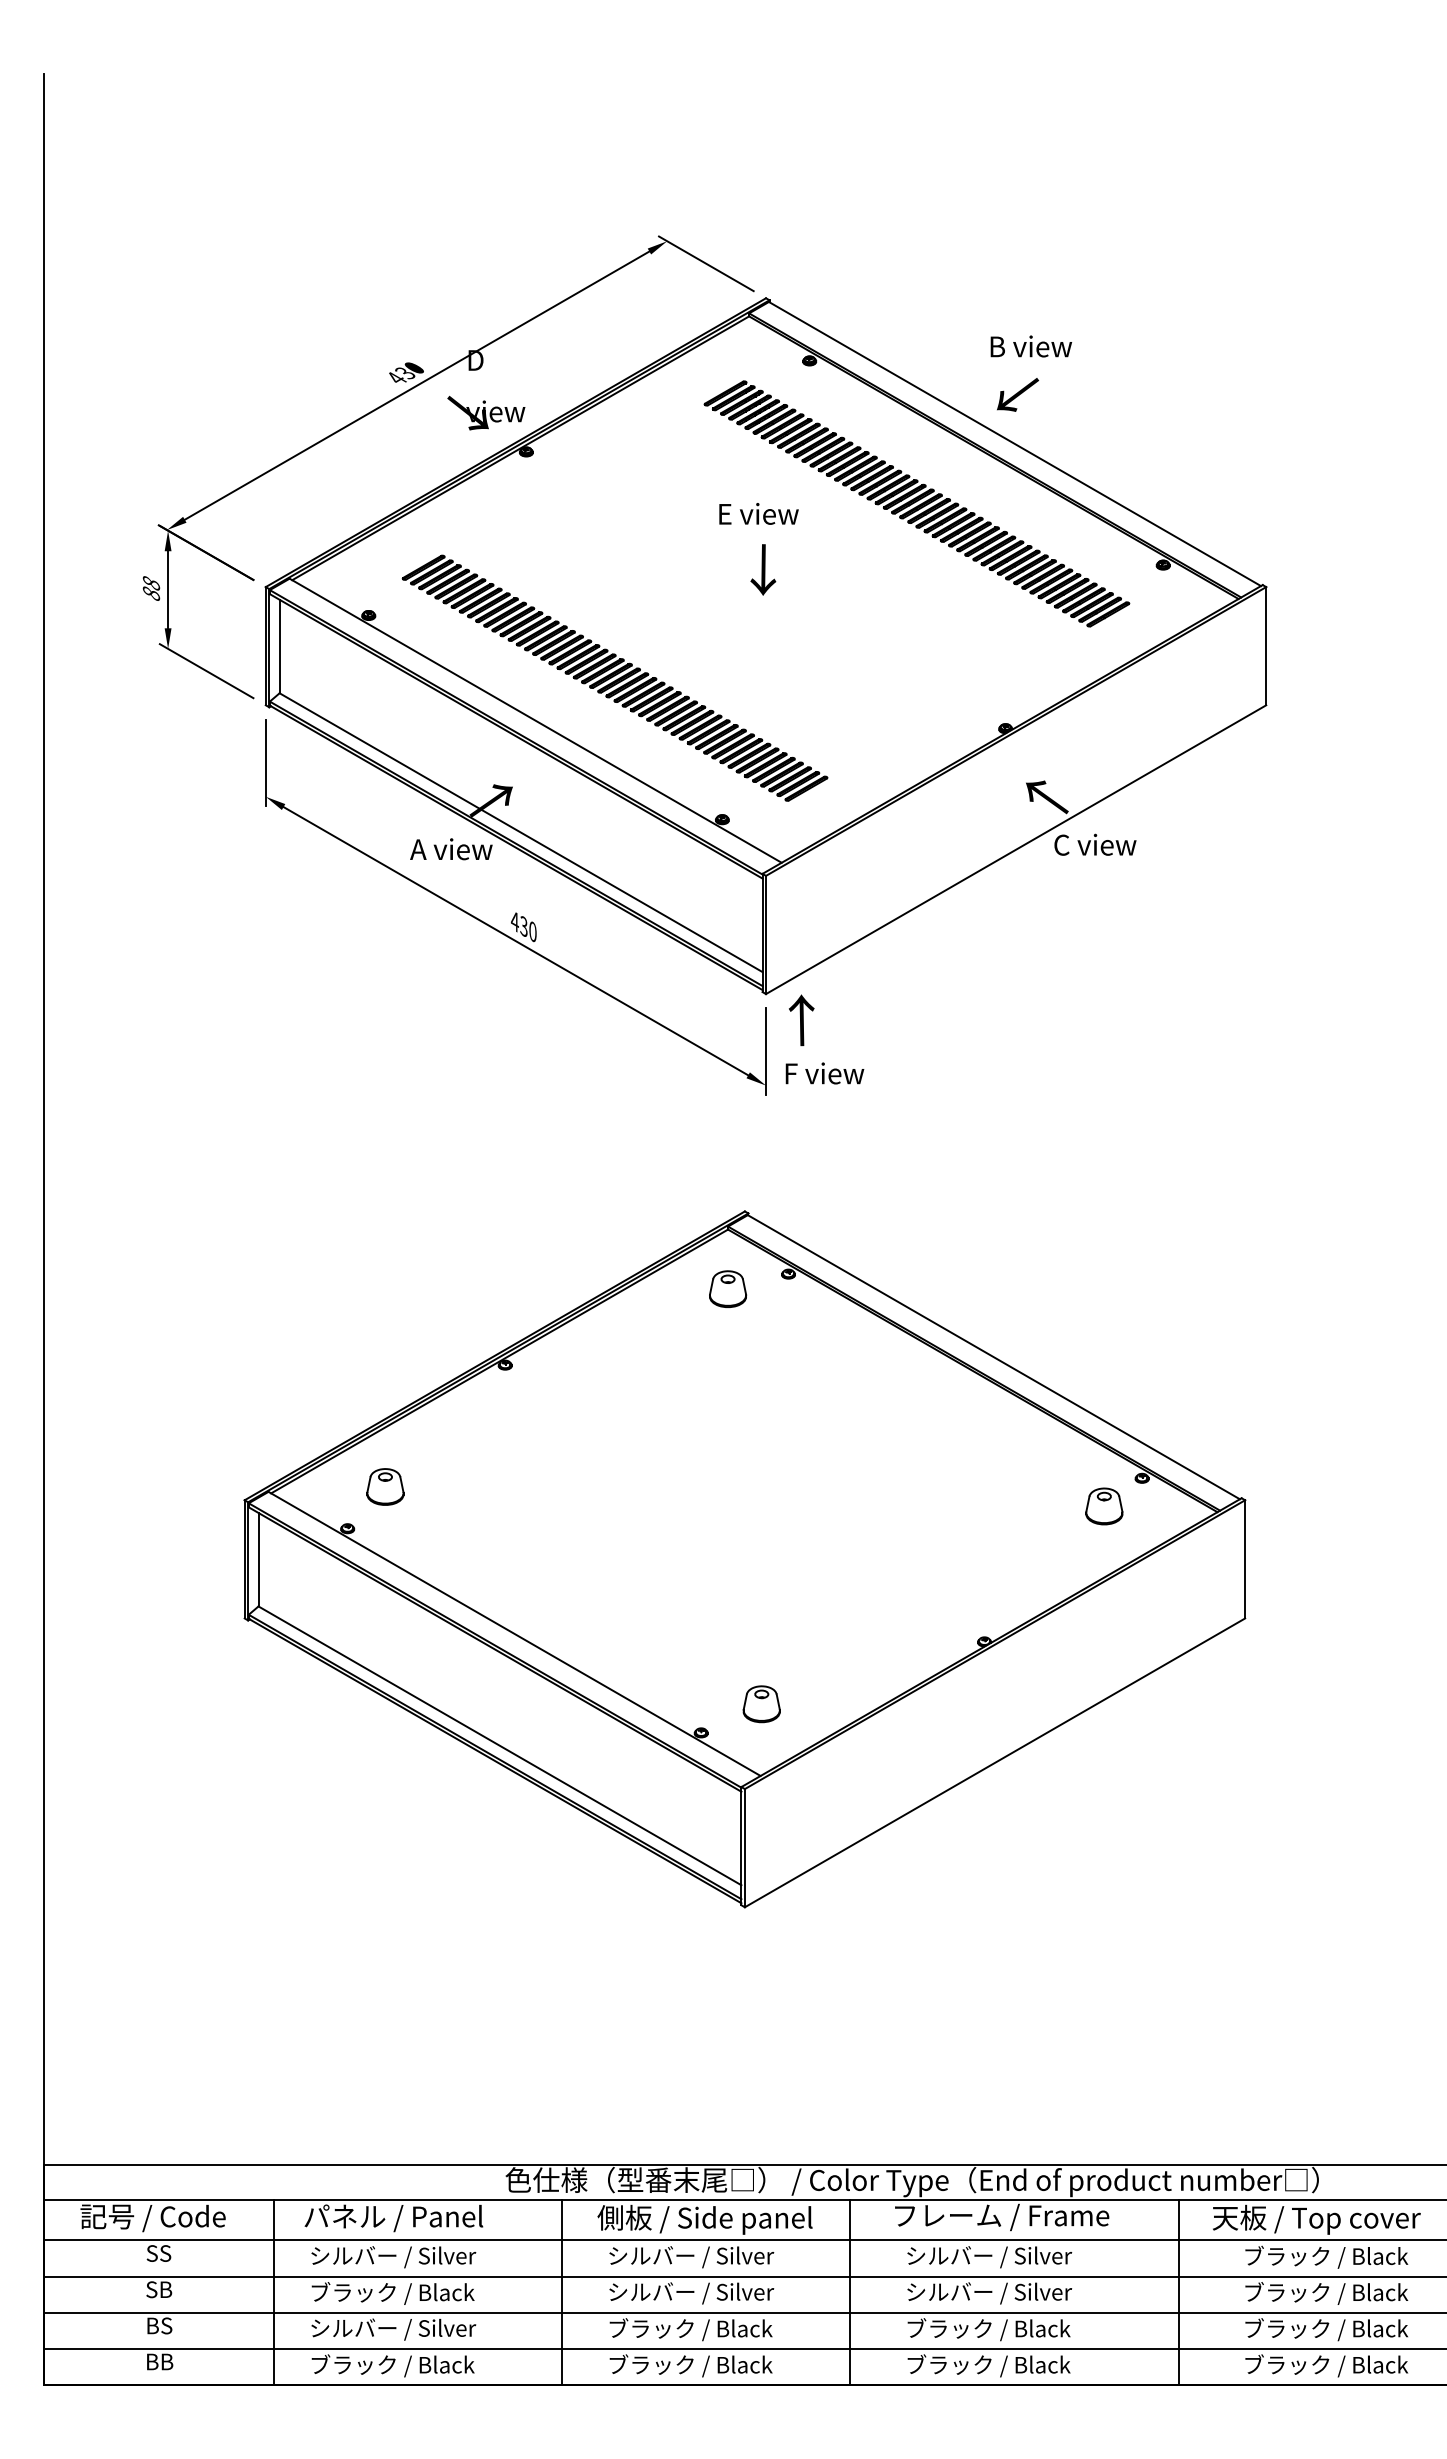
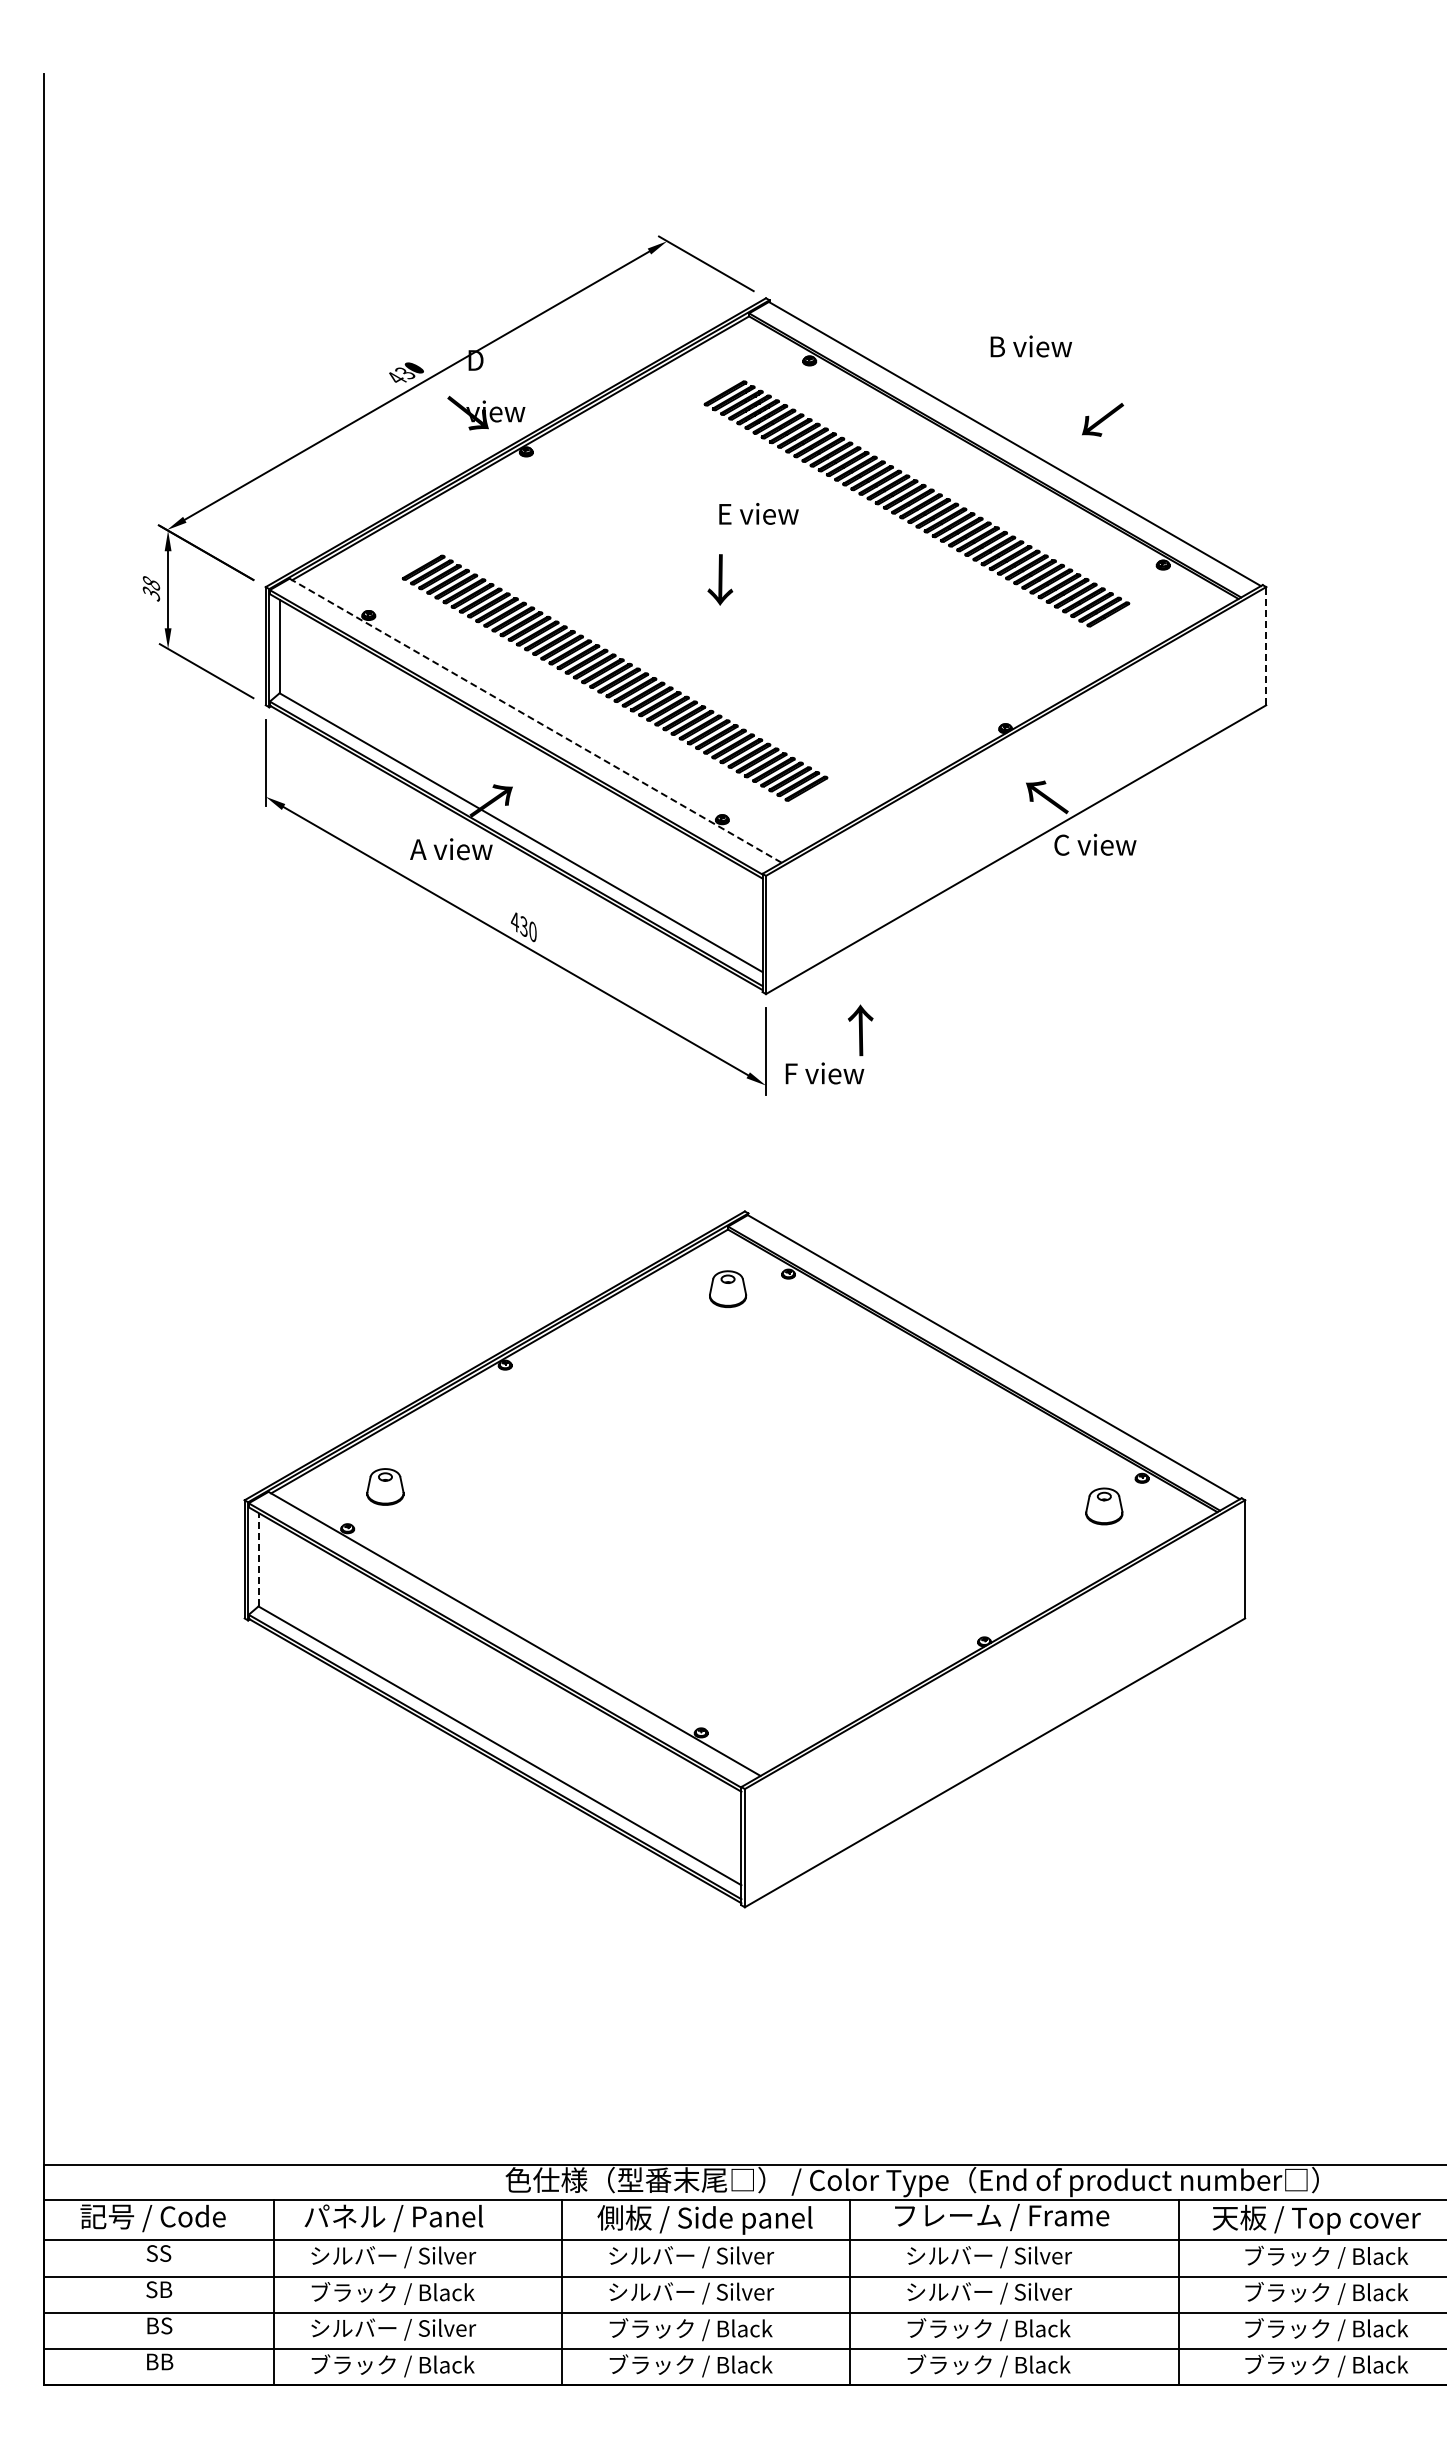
text position: (1018, 394) -> (1103, 419) (1103, 419)
text position: (763, 569) -> (720, 579) (720, 579)
text: 88 -> 38 (150, 593)
line: solid -> dashed (1266, 645)
line: solid -> dashed (536, 720)
text position: (801, 1020) -> (860, 1030) (860, 1030)
line: solid -> dashed (258, 1559)
part: present -> none (761, 1704)
